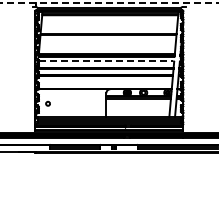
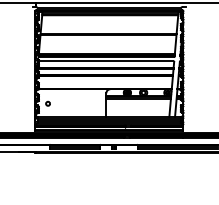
line: dashed -> solid (109, 2)
line: dashed -> solid (106, 61)
